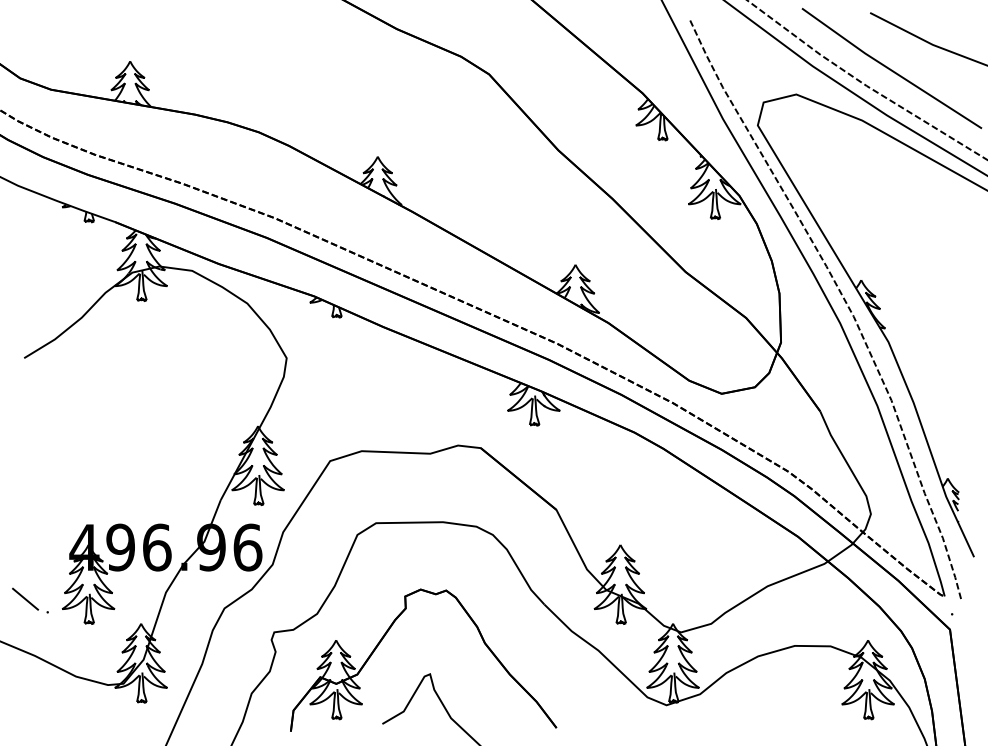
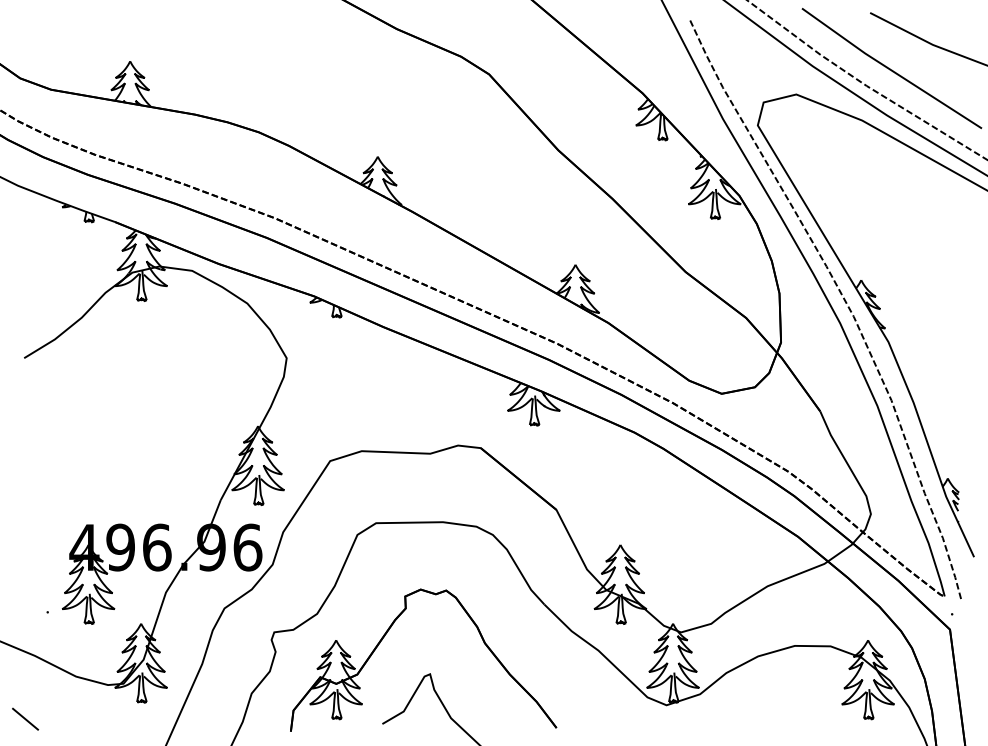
line position: (25, 598) -> (25, 718) (25, 718)
